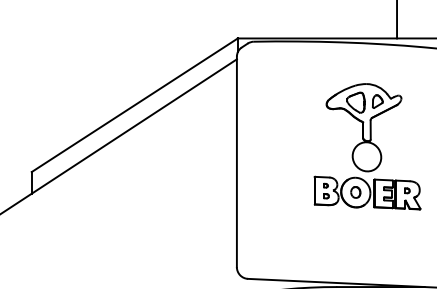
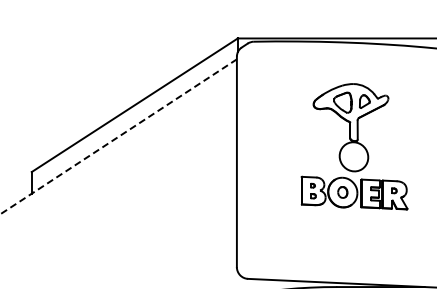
line: present -> none (397, 20)
line: solid -> dashed (118, 136)
part position: (367, 146) -> (354, 146) (354, 146)
